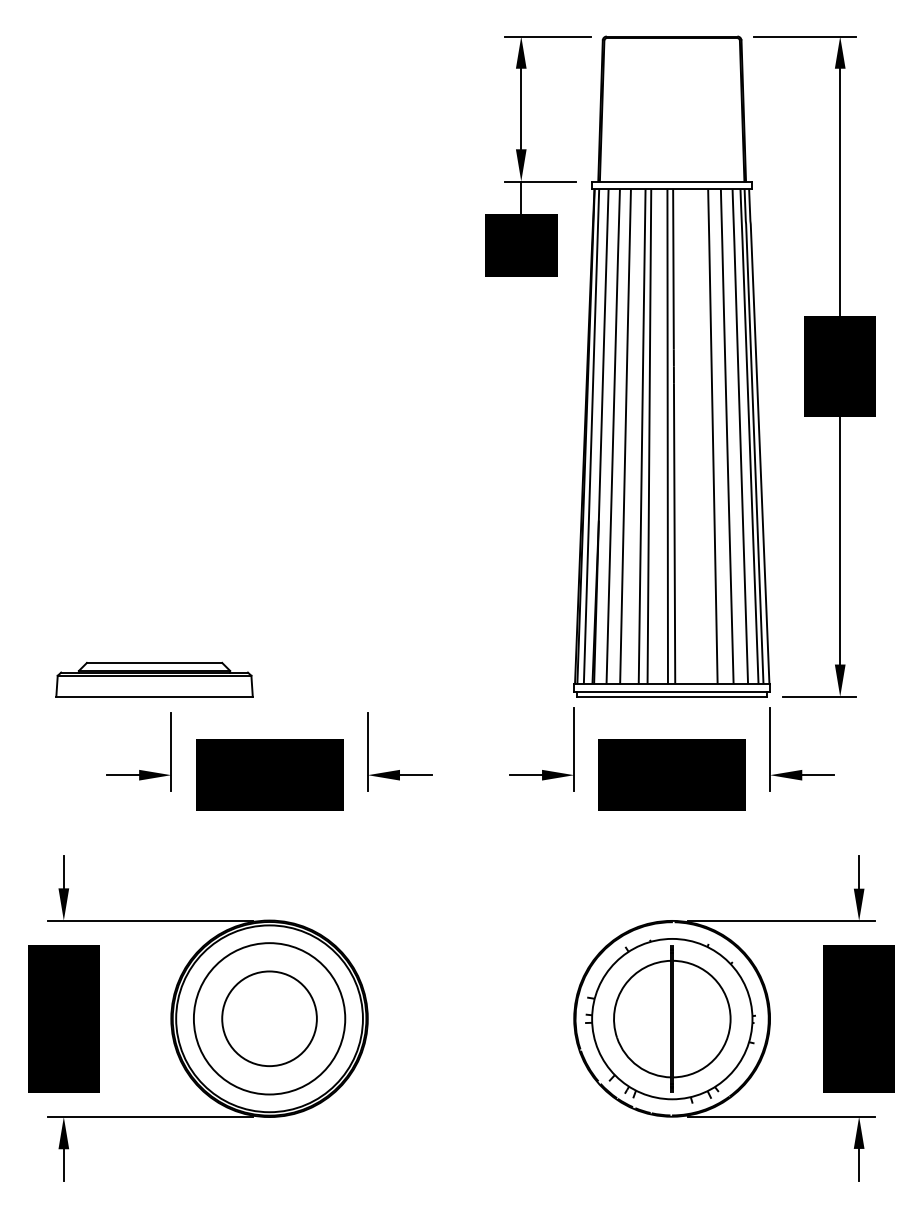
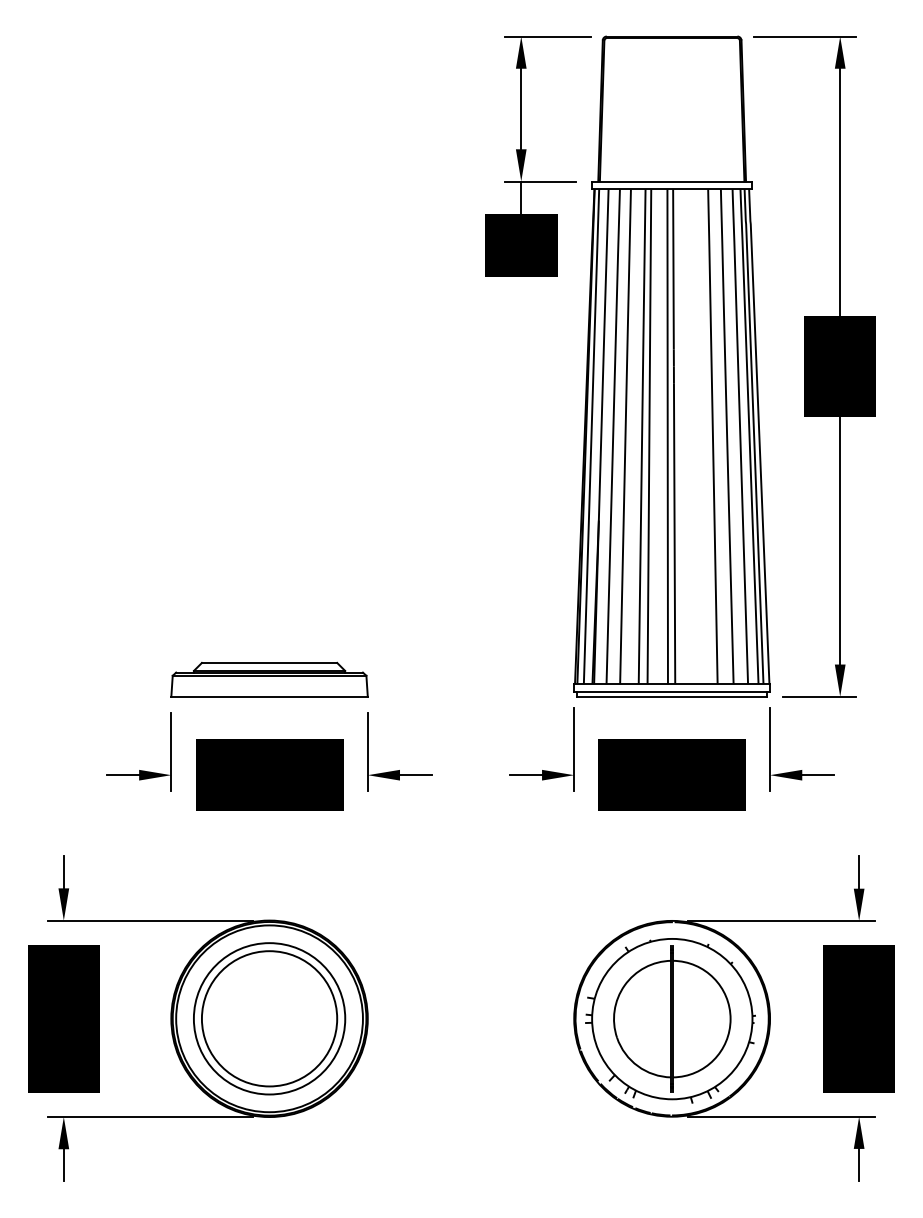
part position: (154, 679) -> (269, 679) (269, 679)
circle diameter: 95 px -> 135 px (269, 1018)
